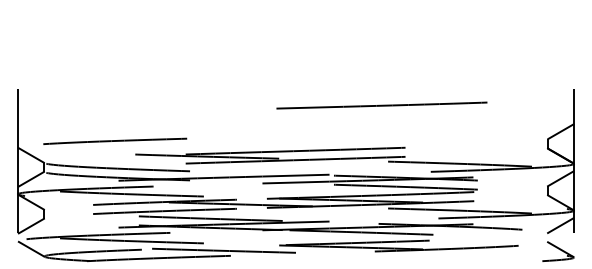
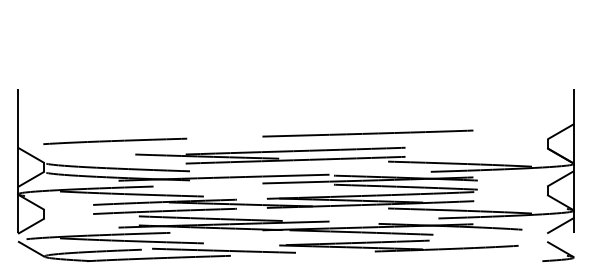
line position: (381, 105) -> (367, 133) (367, 133)
